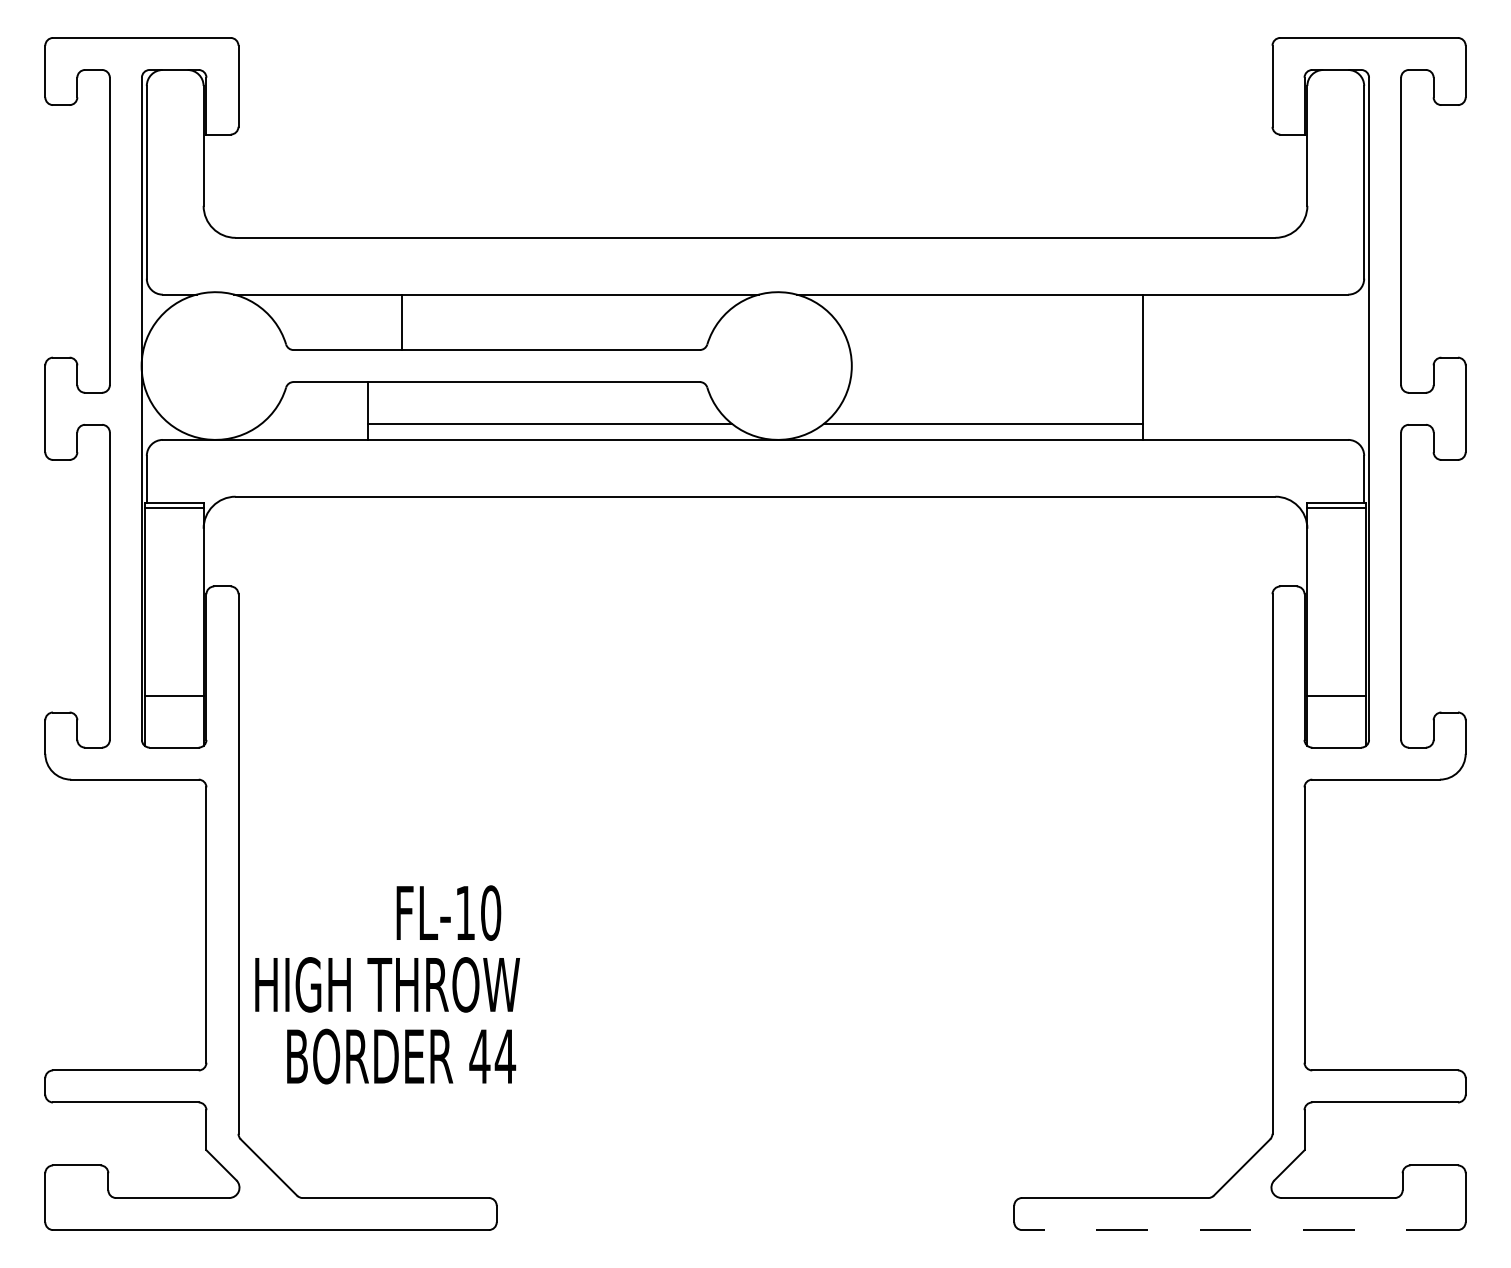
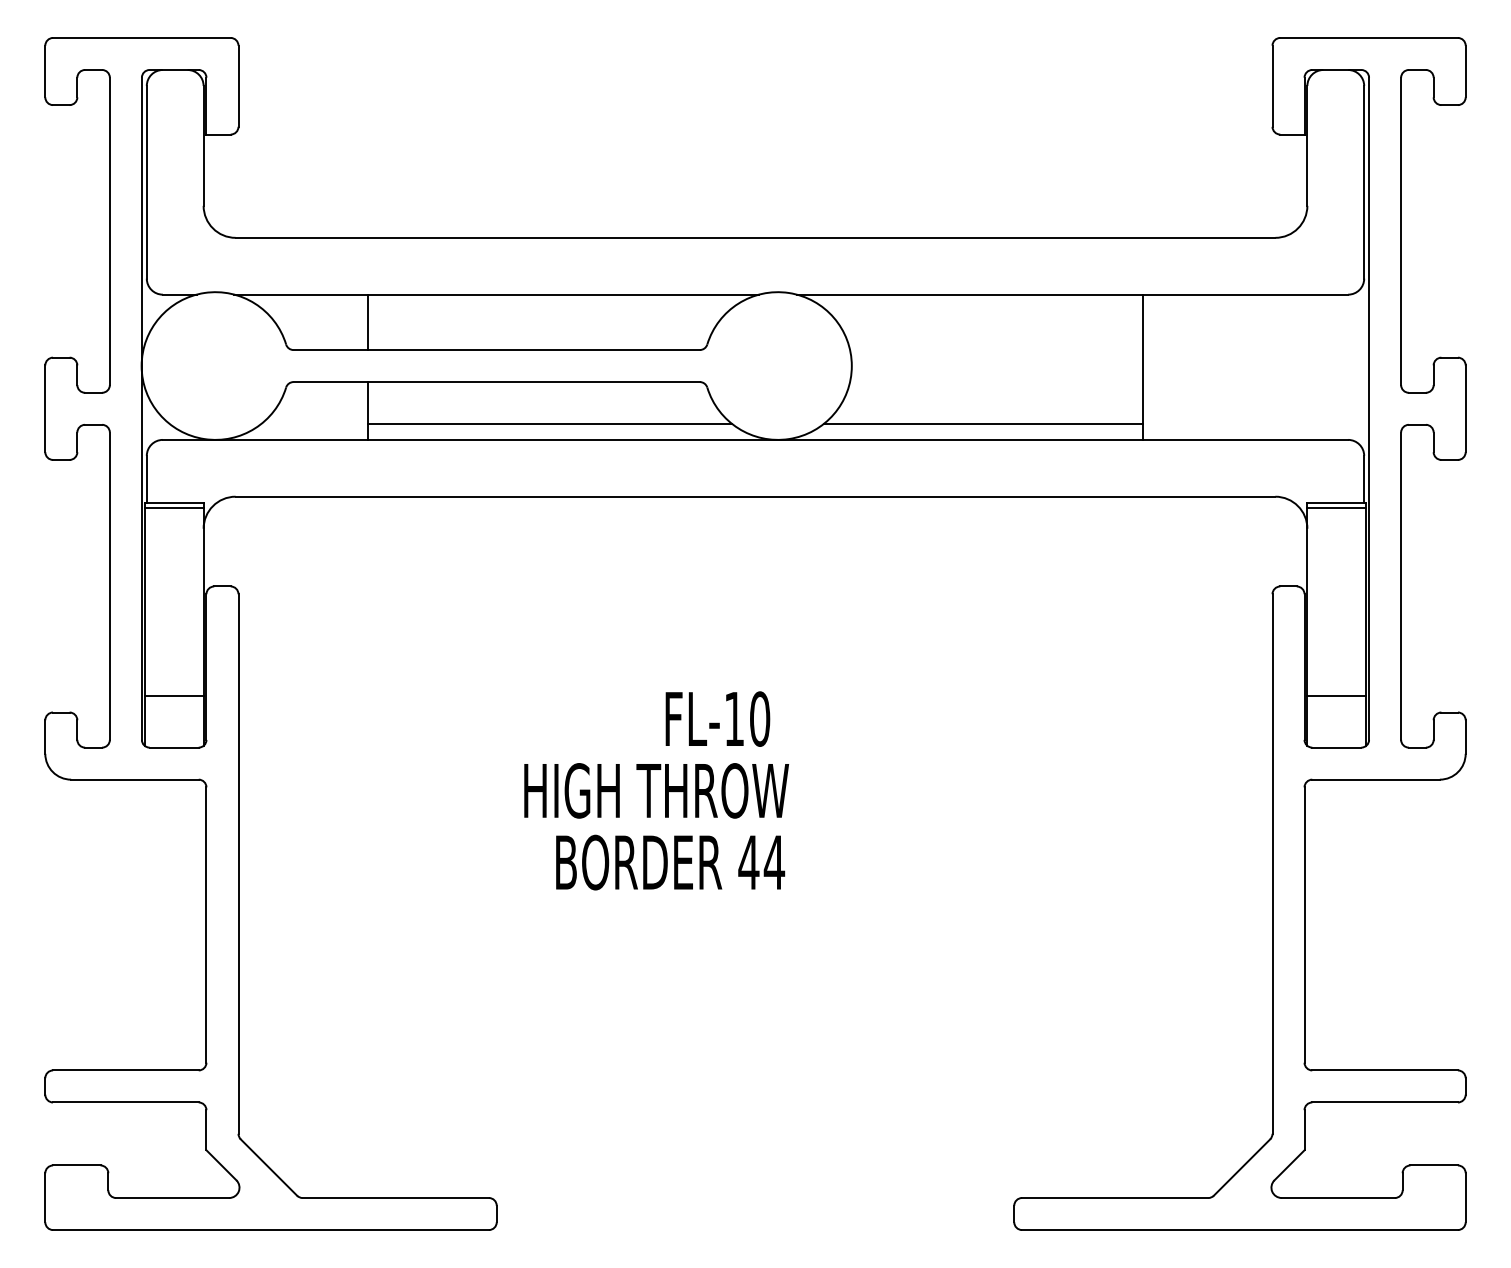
line position: (402, 322) -> (368, 322) (368, 322)
text position: (387, 984) -> (656, 790) (656, 790)
line: dashed -> solid (1239, 1230)
